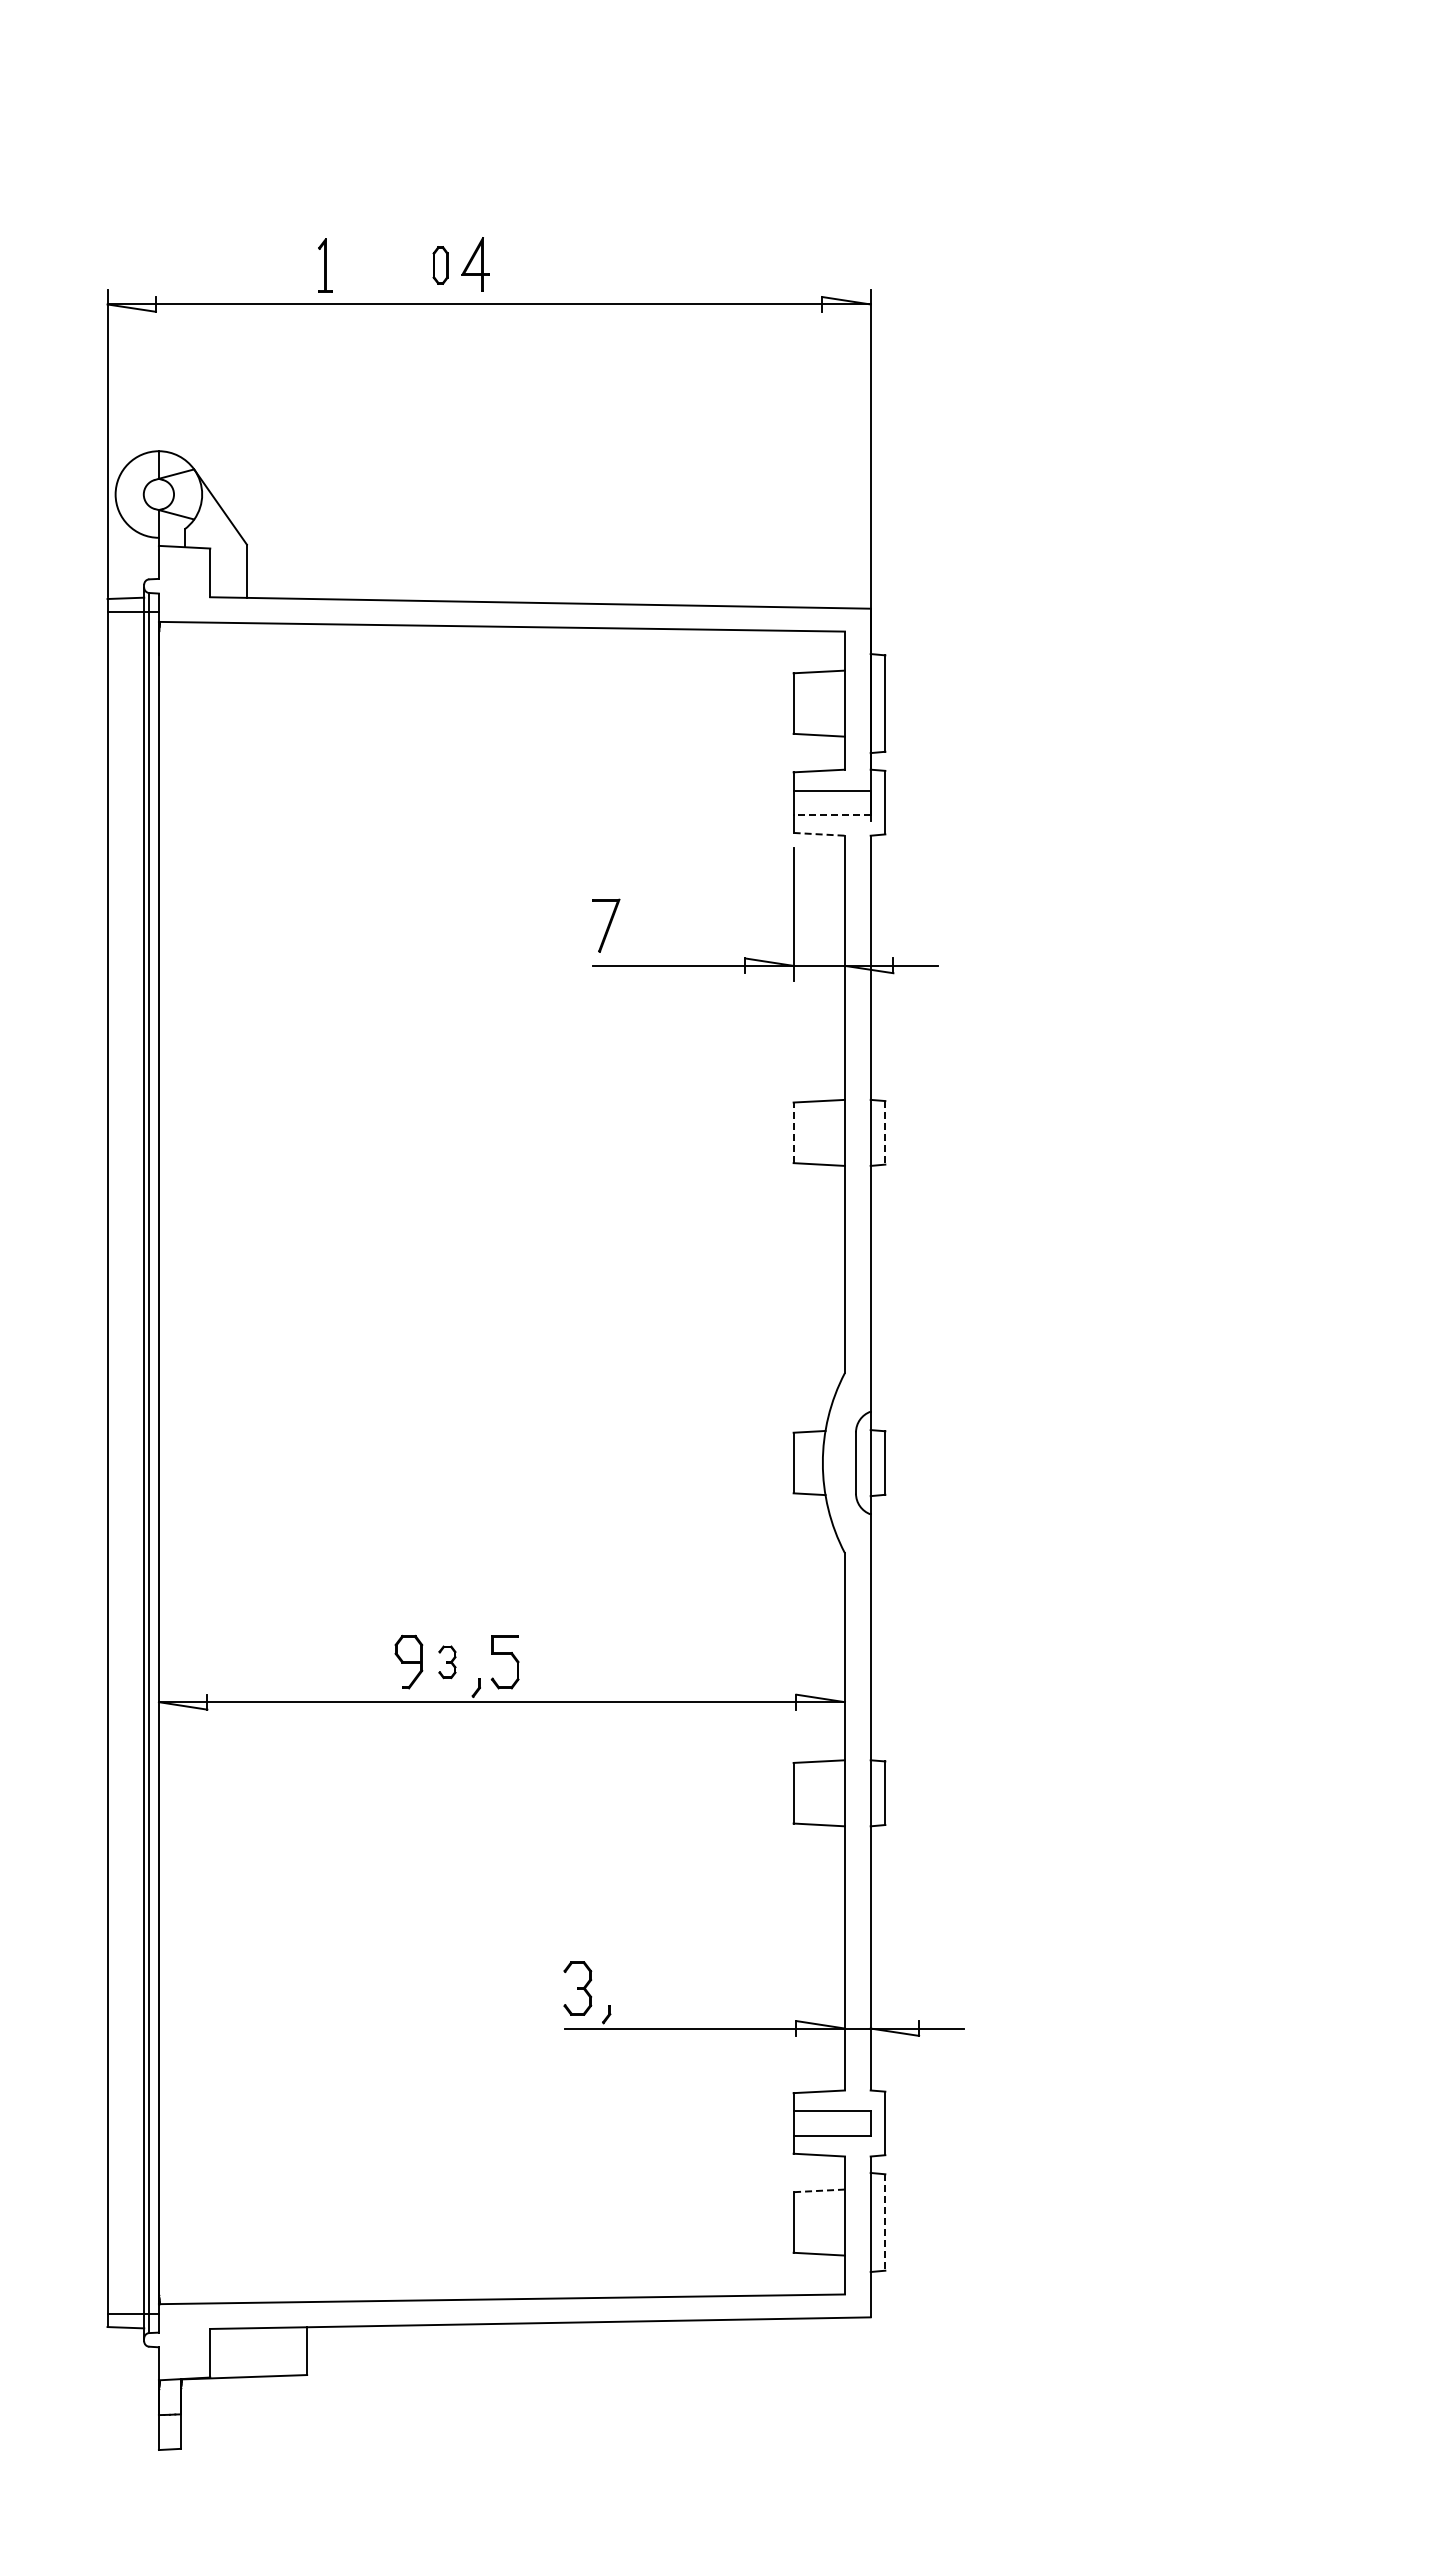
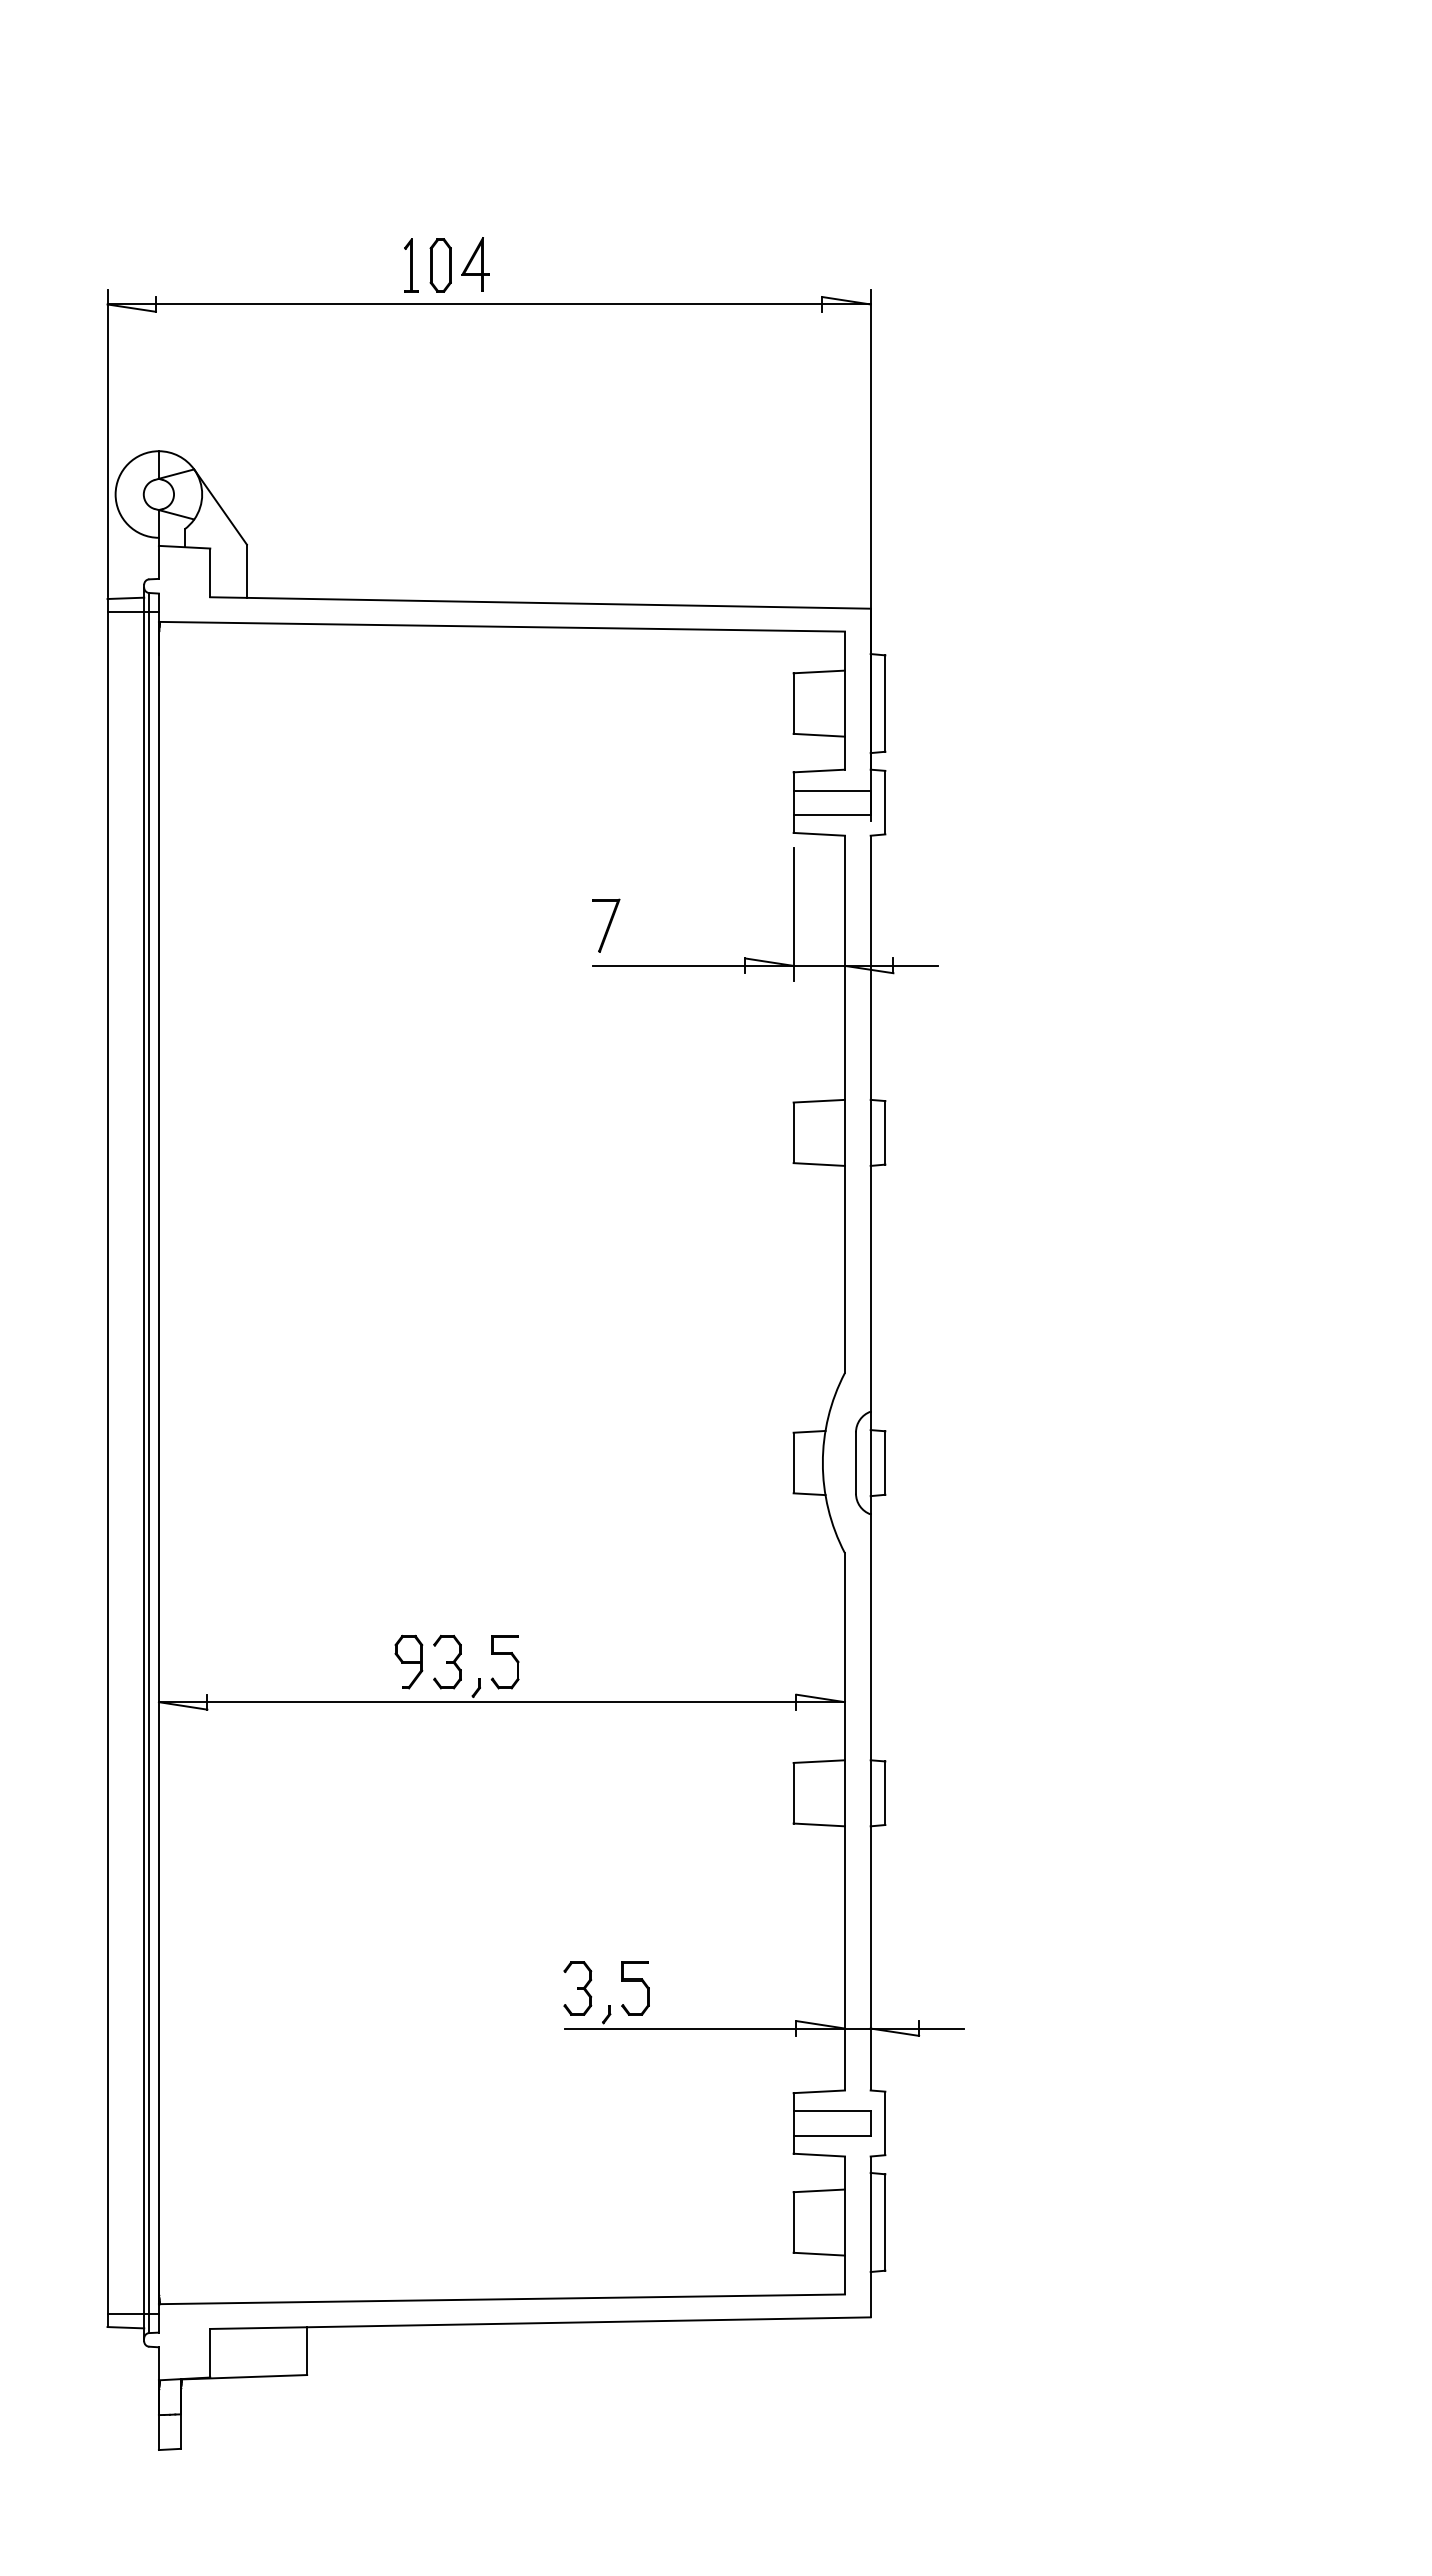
part position: (325, 265) -> (411, 265) (411, 265)
part size: 17x39 px -> 23x55 px (440, 265)
line: dashed -> solid (832, 814)
line: dashed -> solid (819, 834)
line: dashed -> solid (793, 1132)
line: dashed -> solid (885, 1132)
part size: 19x35 px -> 29x55 px (447, 1662)
part: none -> present (635, 1981)
line: dashed -> solid (819, 2190)
line: dashed -> solid (885, 2222)
